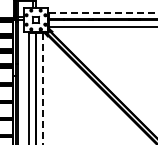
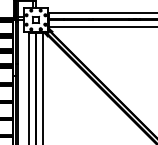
line: dashed -> solid (103, 13)
line: dashed -> solid (42, 88)
